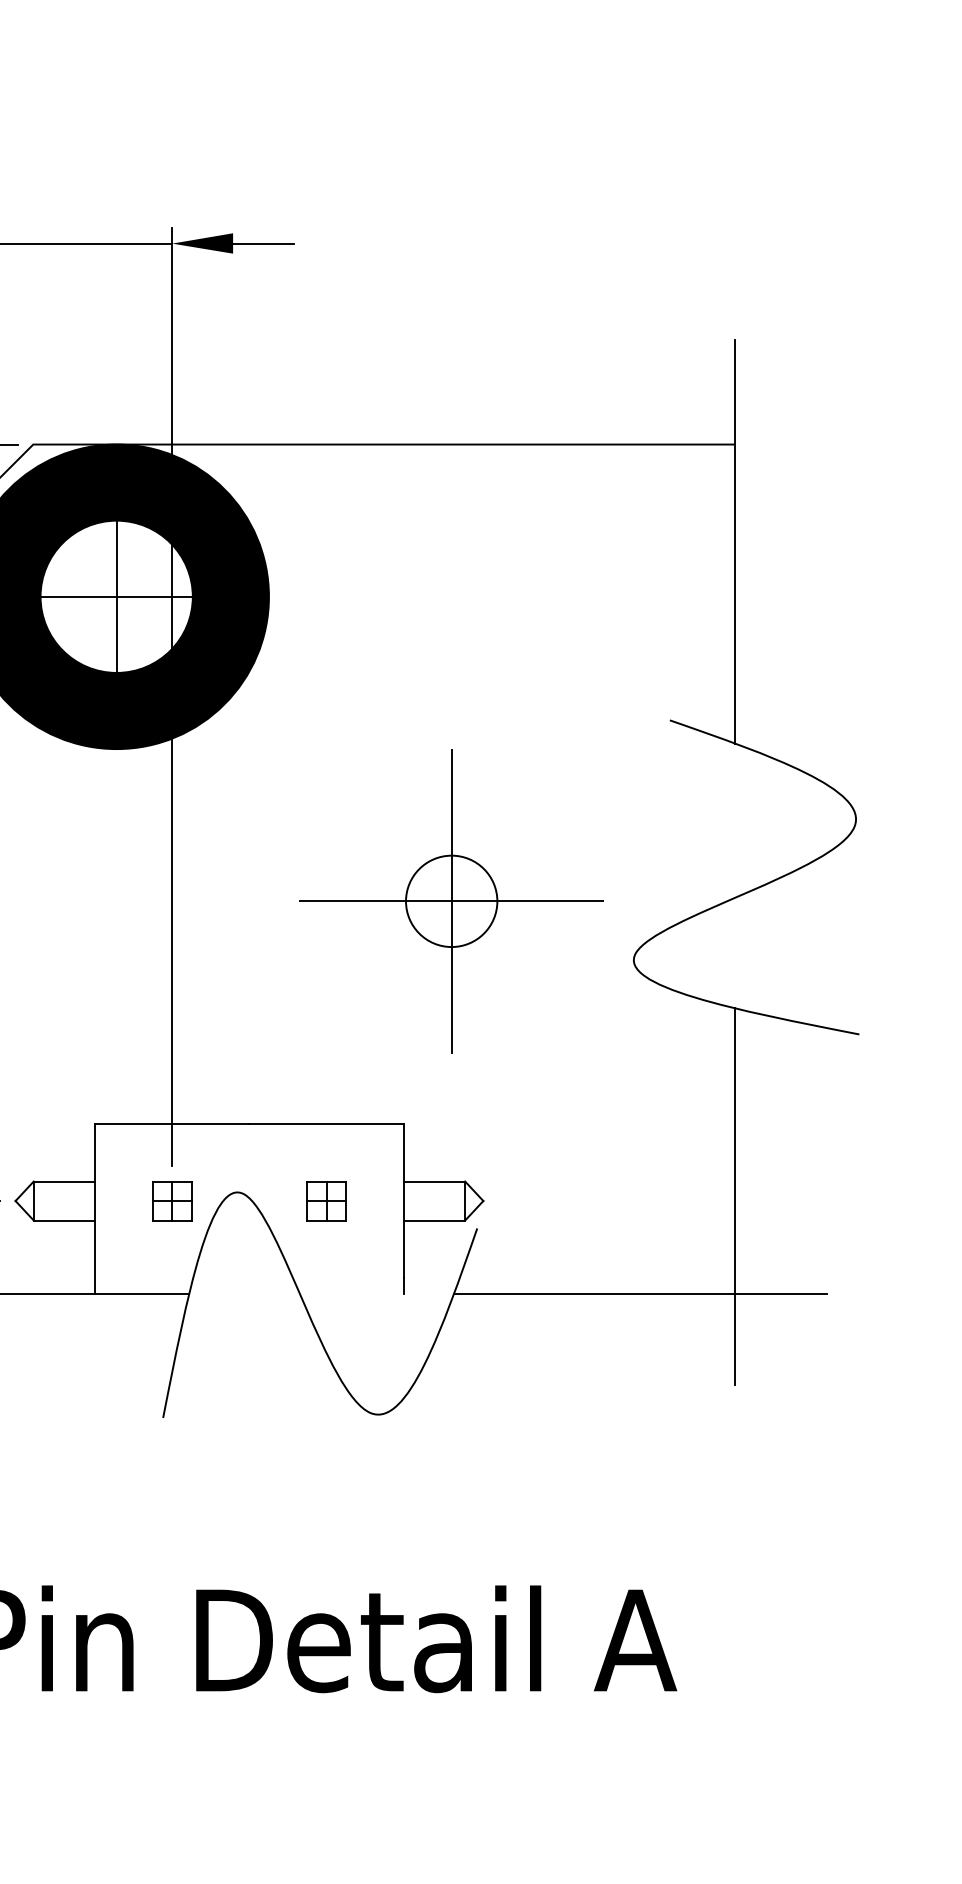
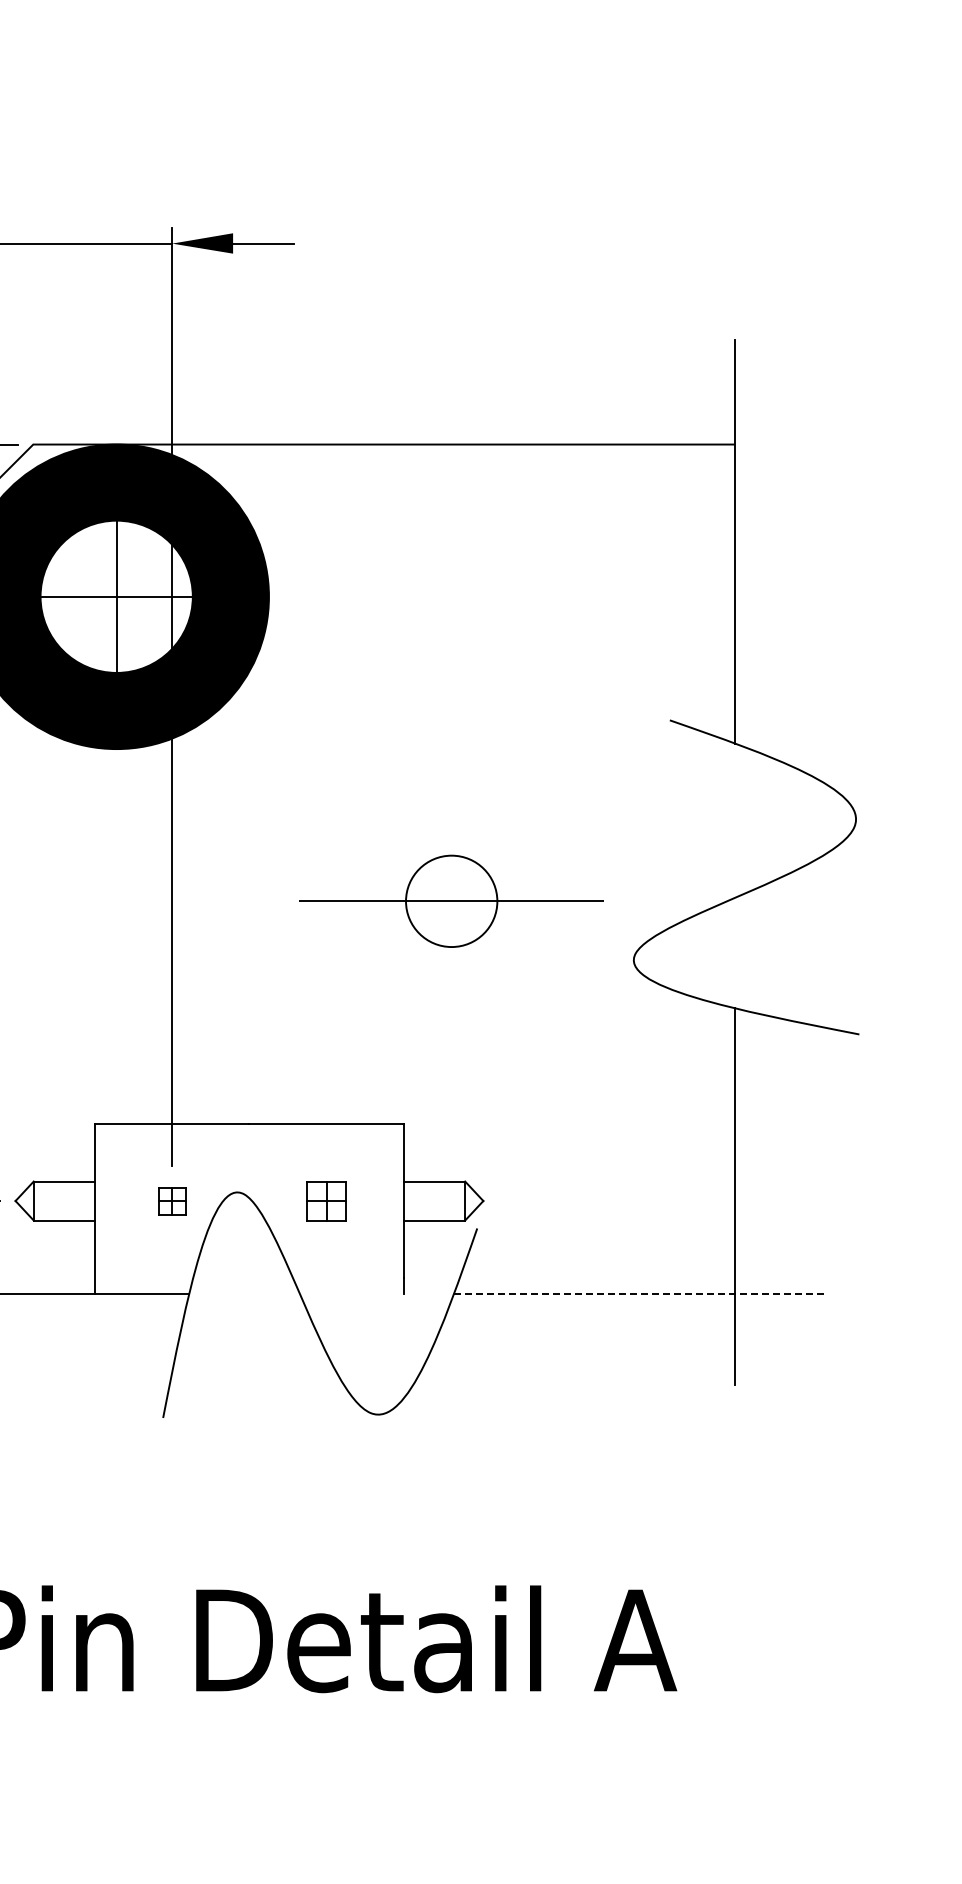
line: present -> none (451, 901)
part size: 41x41 px -> 29x29 px (172, 1201)
line: solid -> dashed (640, 1293)
